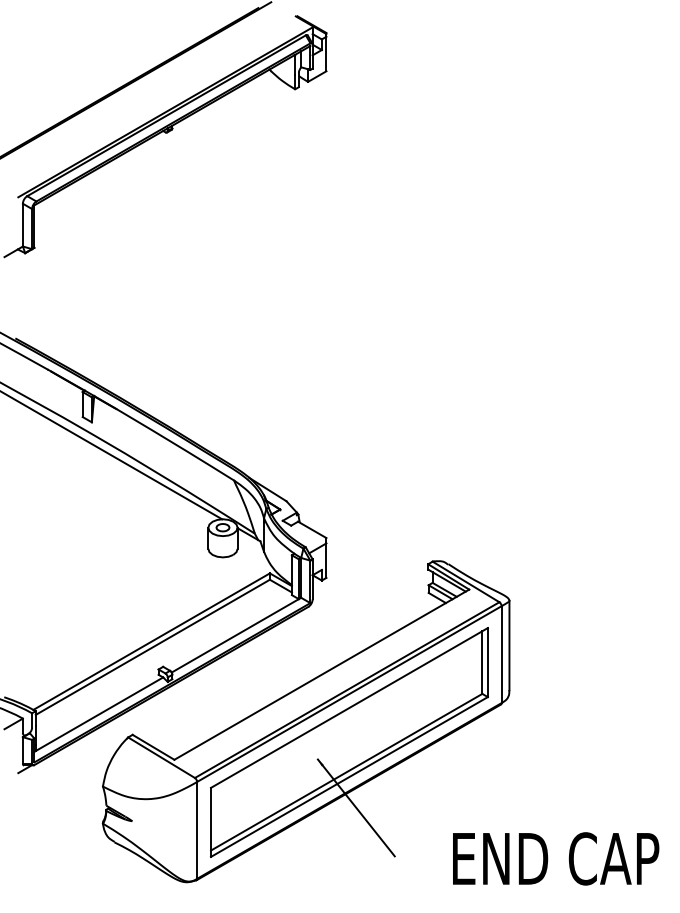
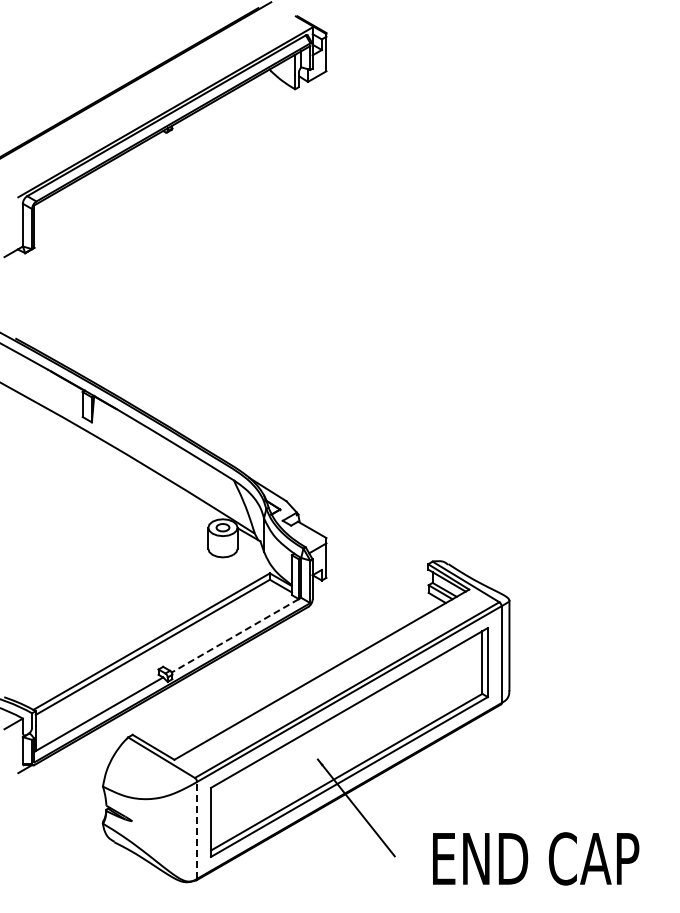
line: present -> none (112, 455)
line: solid -> dashed (234, 636)
line: solid -> dashed (197, 829)
text position: (556, 858) -> (536, 858) (536, 858)
